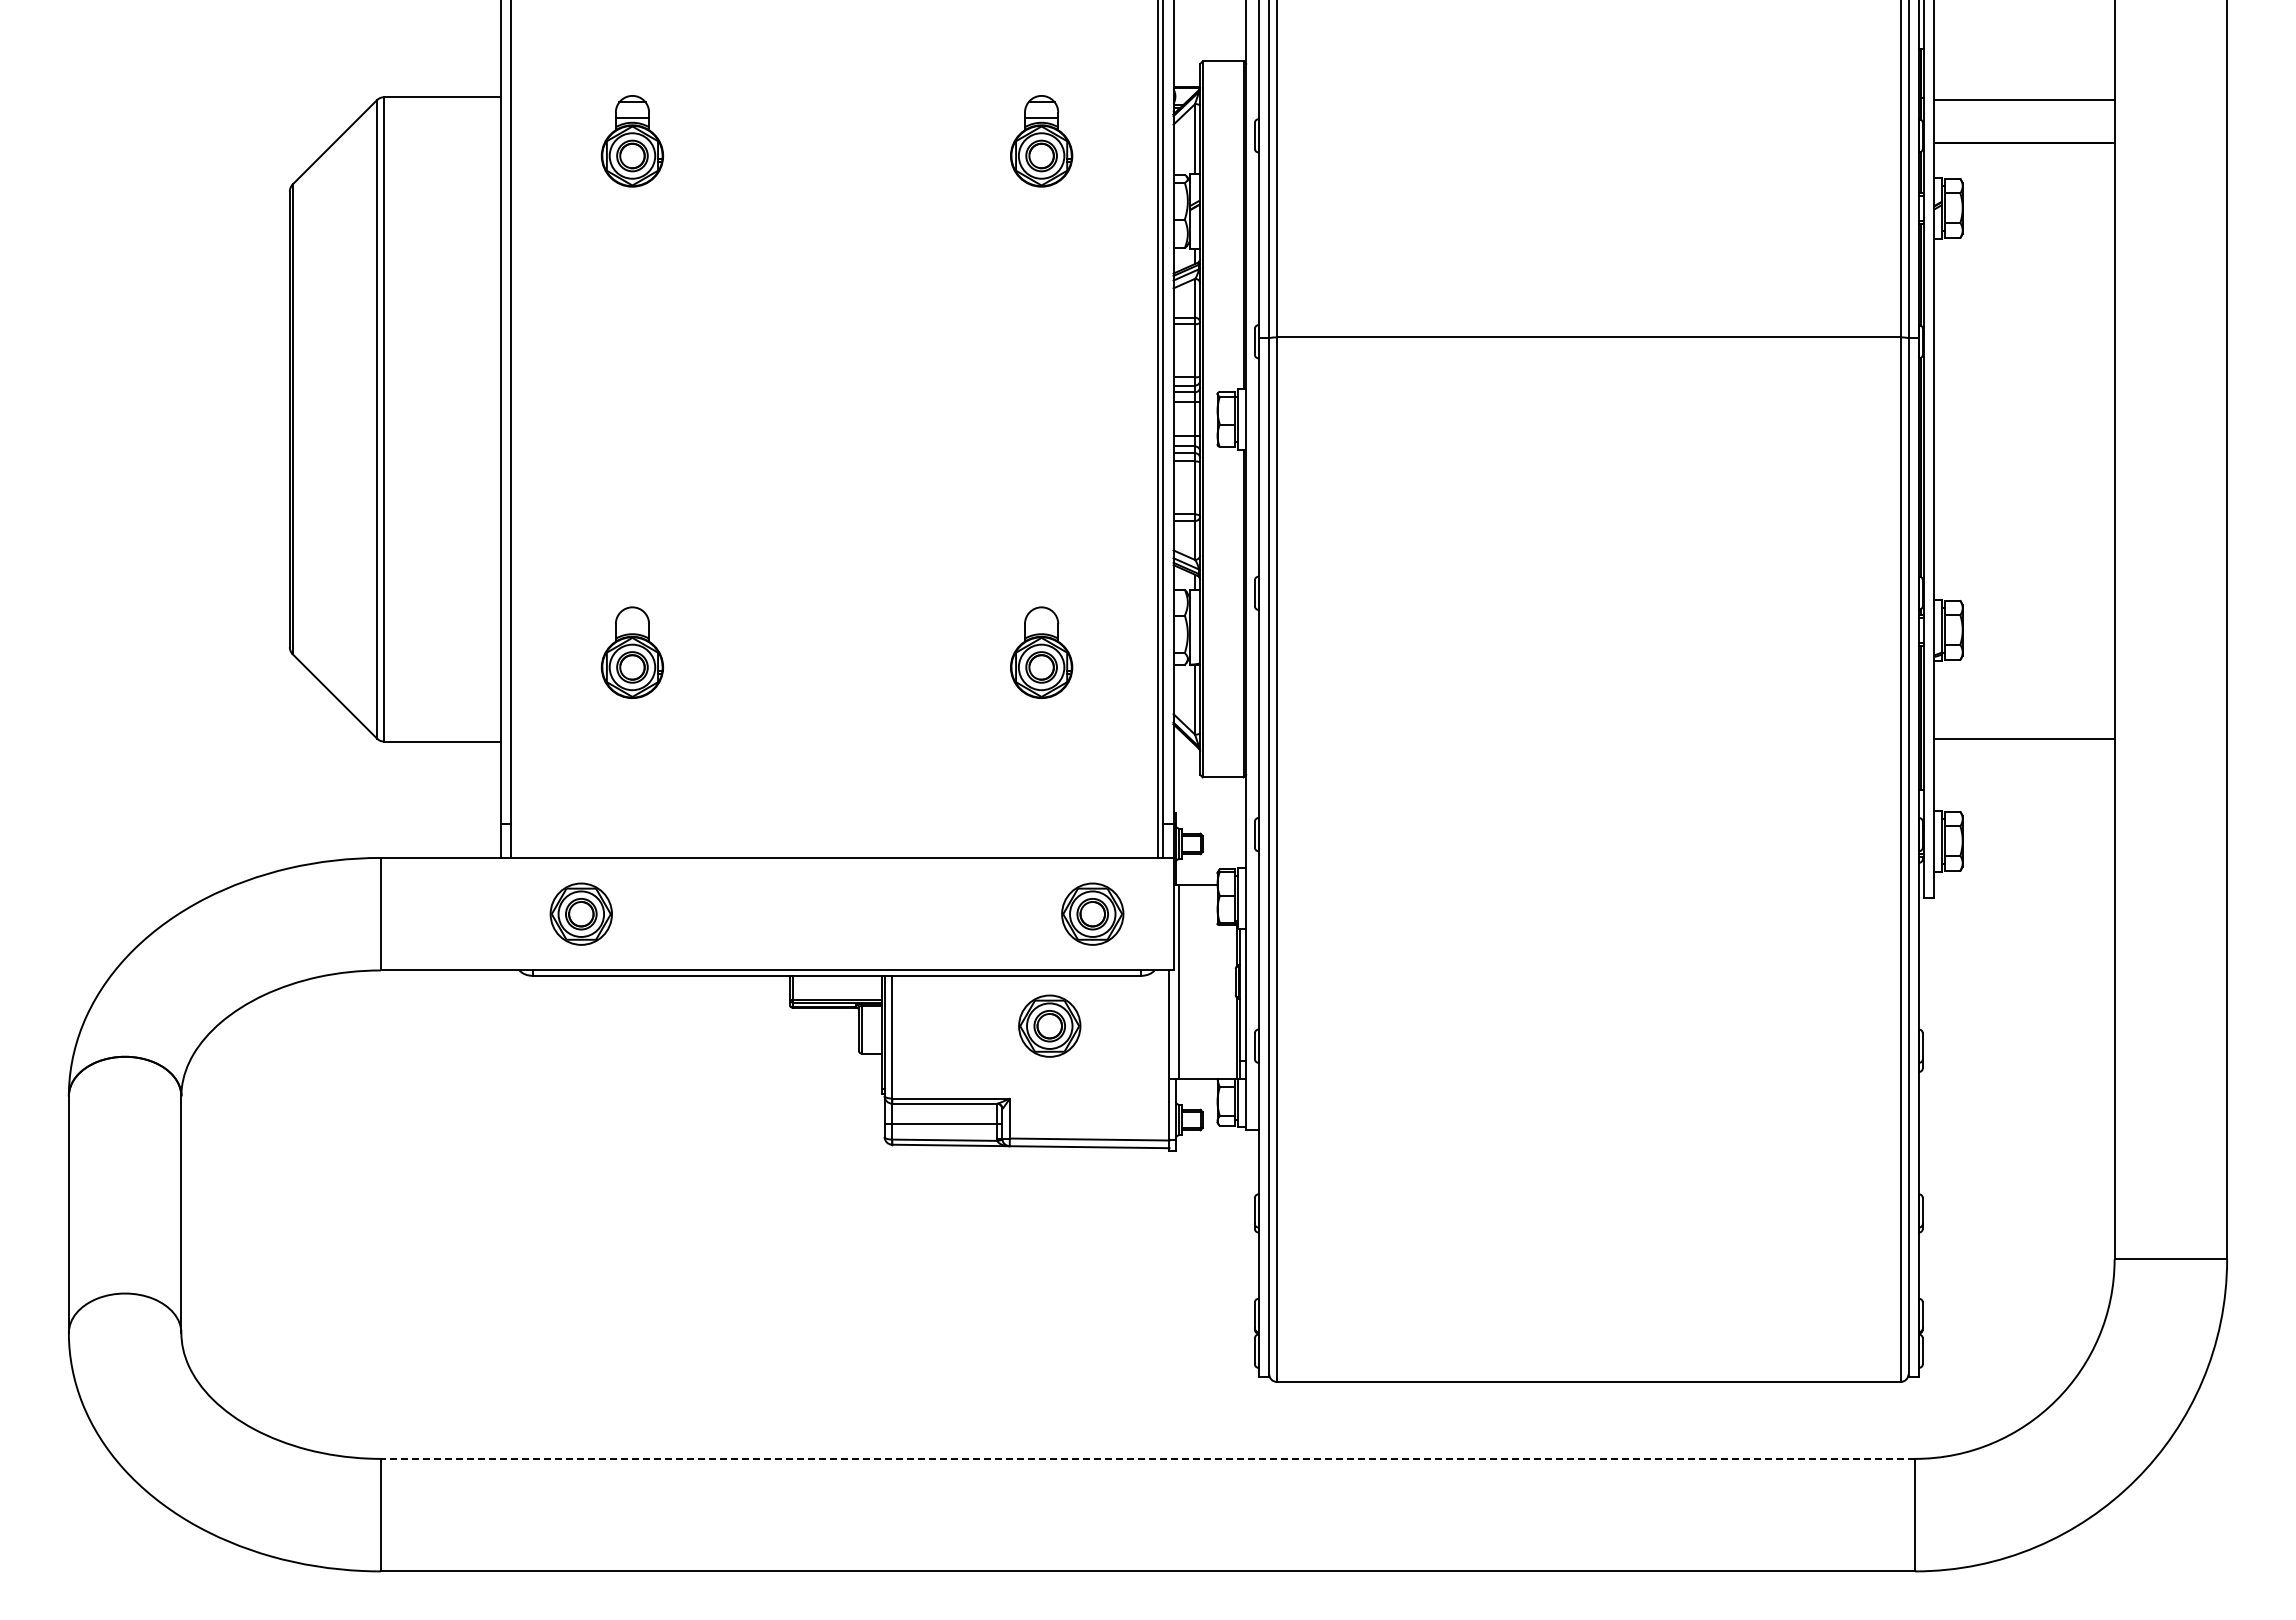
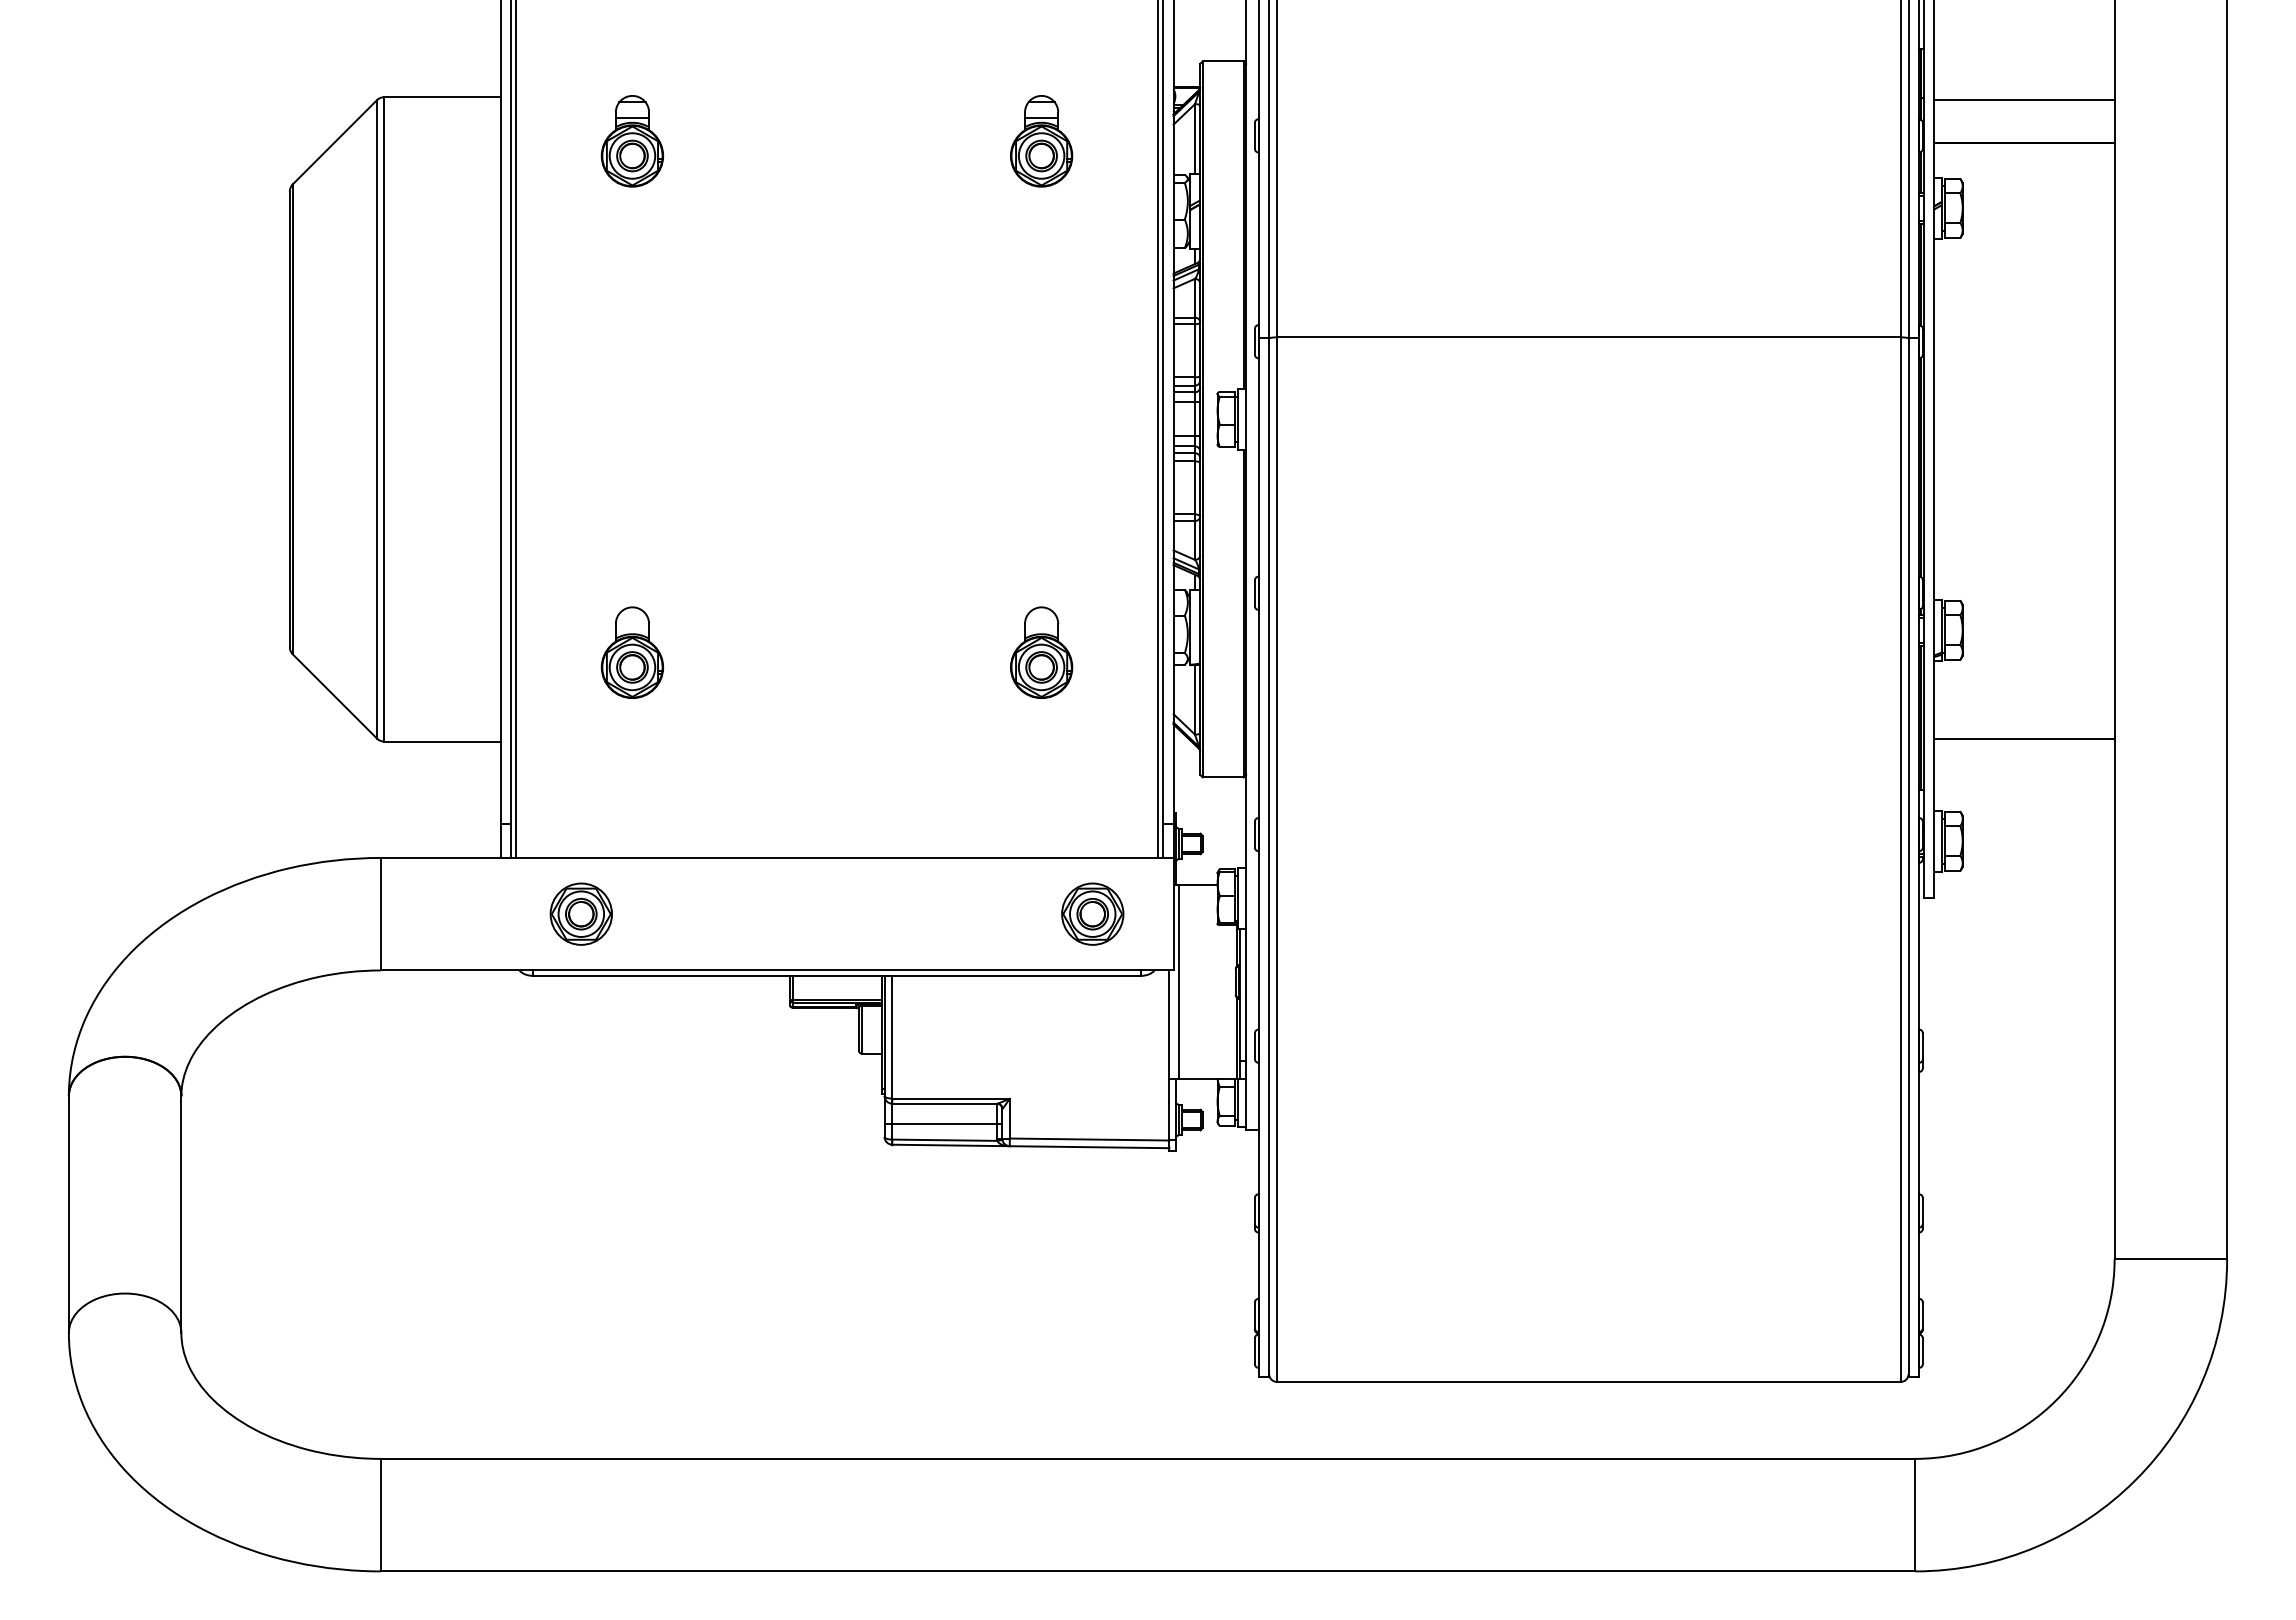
line: none -> present (515, 429)
part: present -> none (1049, 1025)
line: dashed -> solid (1147, 1458)
